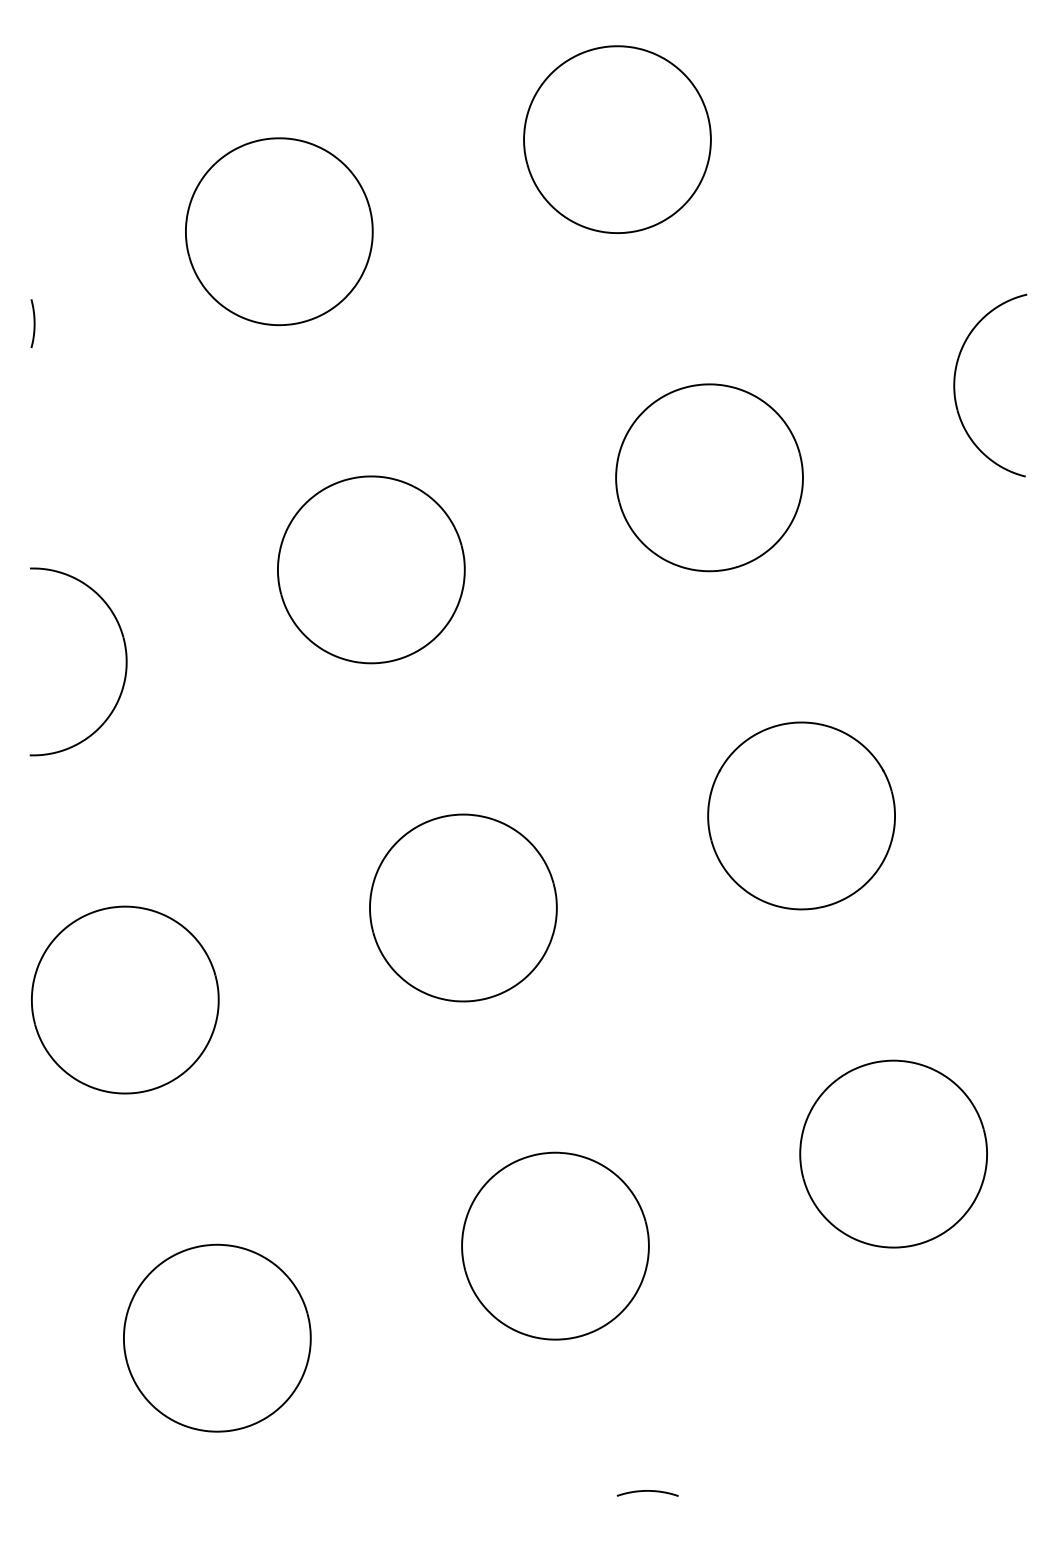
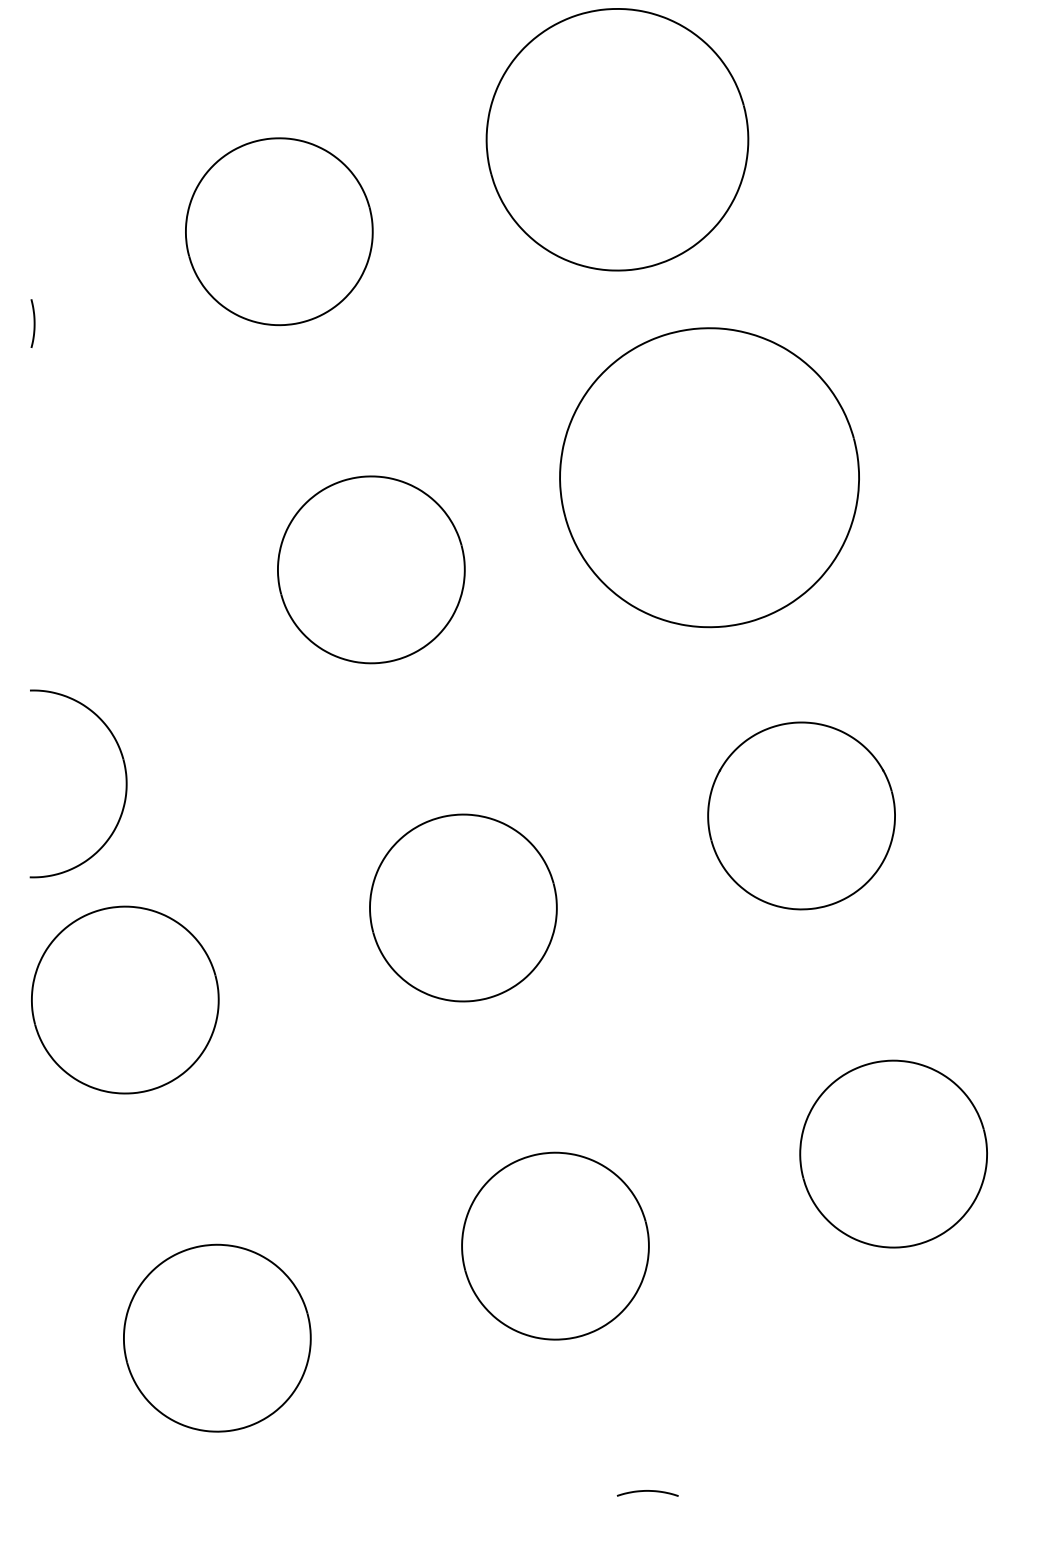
part size: 189x189 px -> 265x264 px (617, 139)
part: present -> none (955, 385)
part size: 189x190 px -> 301x302 px (709, 477)
part position: (125, 661) -> (125, 783) (125, 783)
